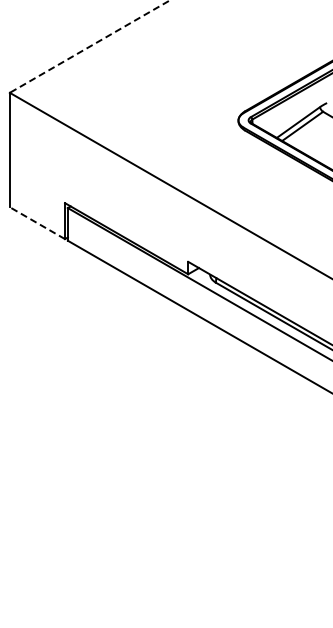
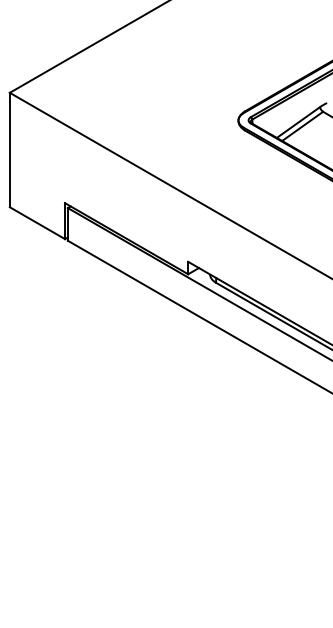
line: dashed -> solid (89, 46)
line: dashed -> solid (37, 223)
